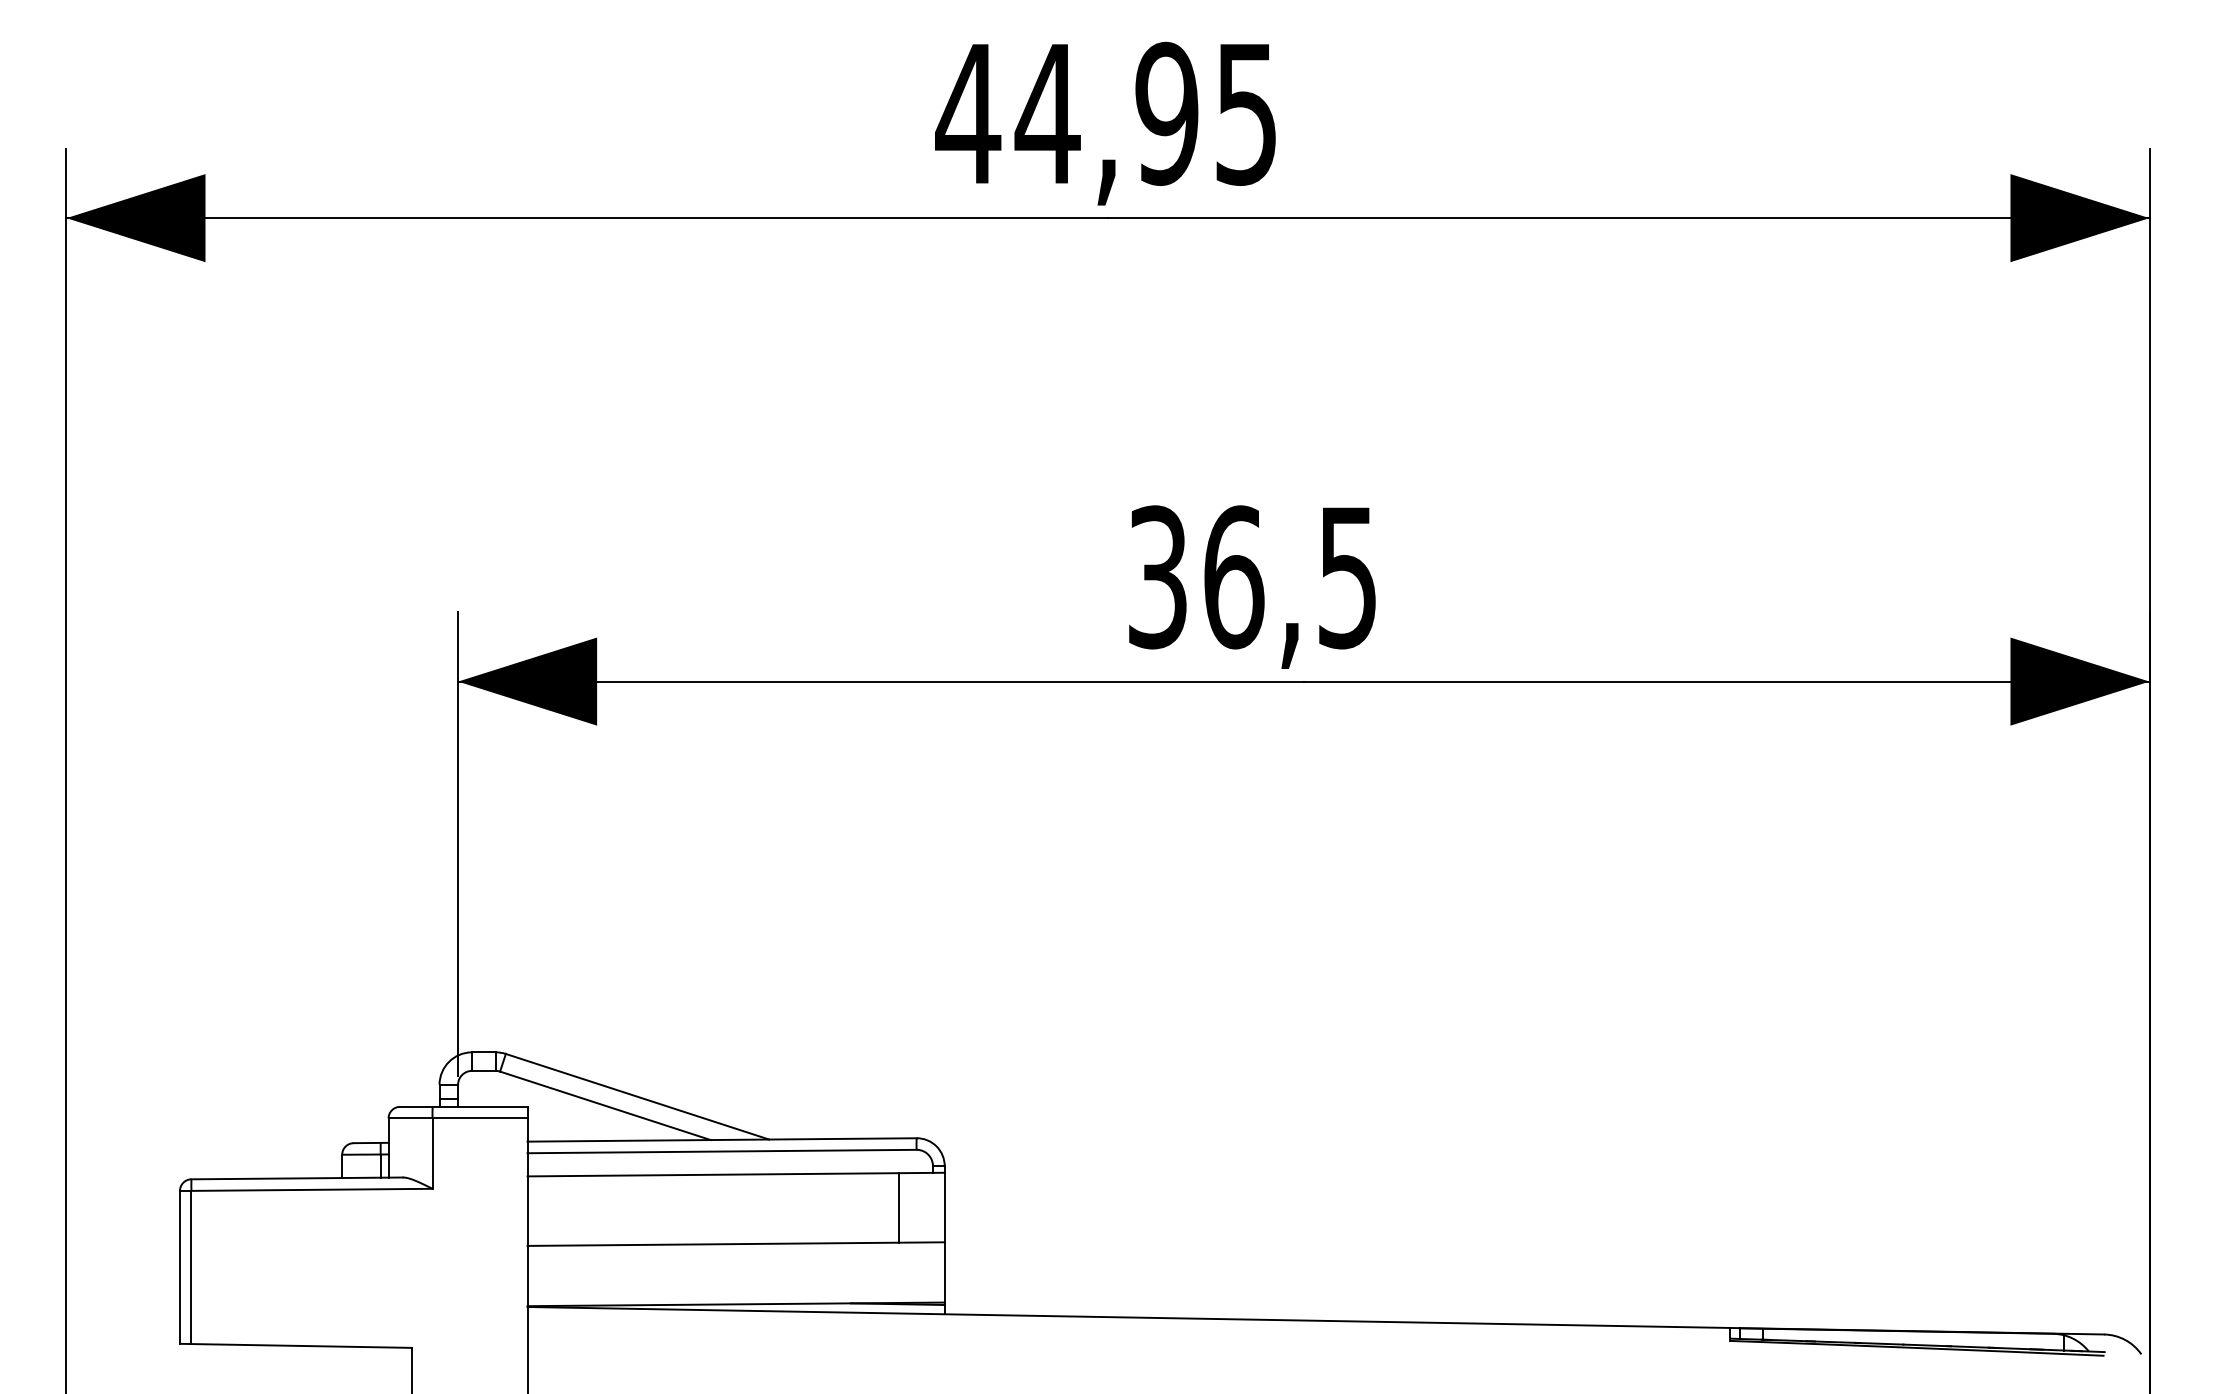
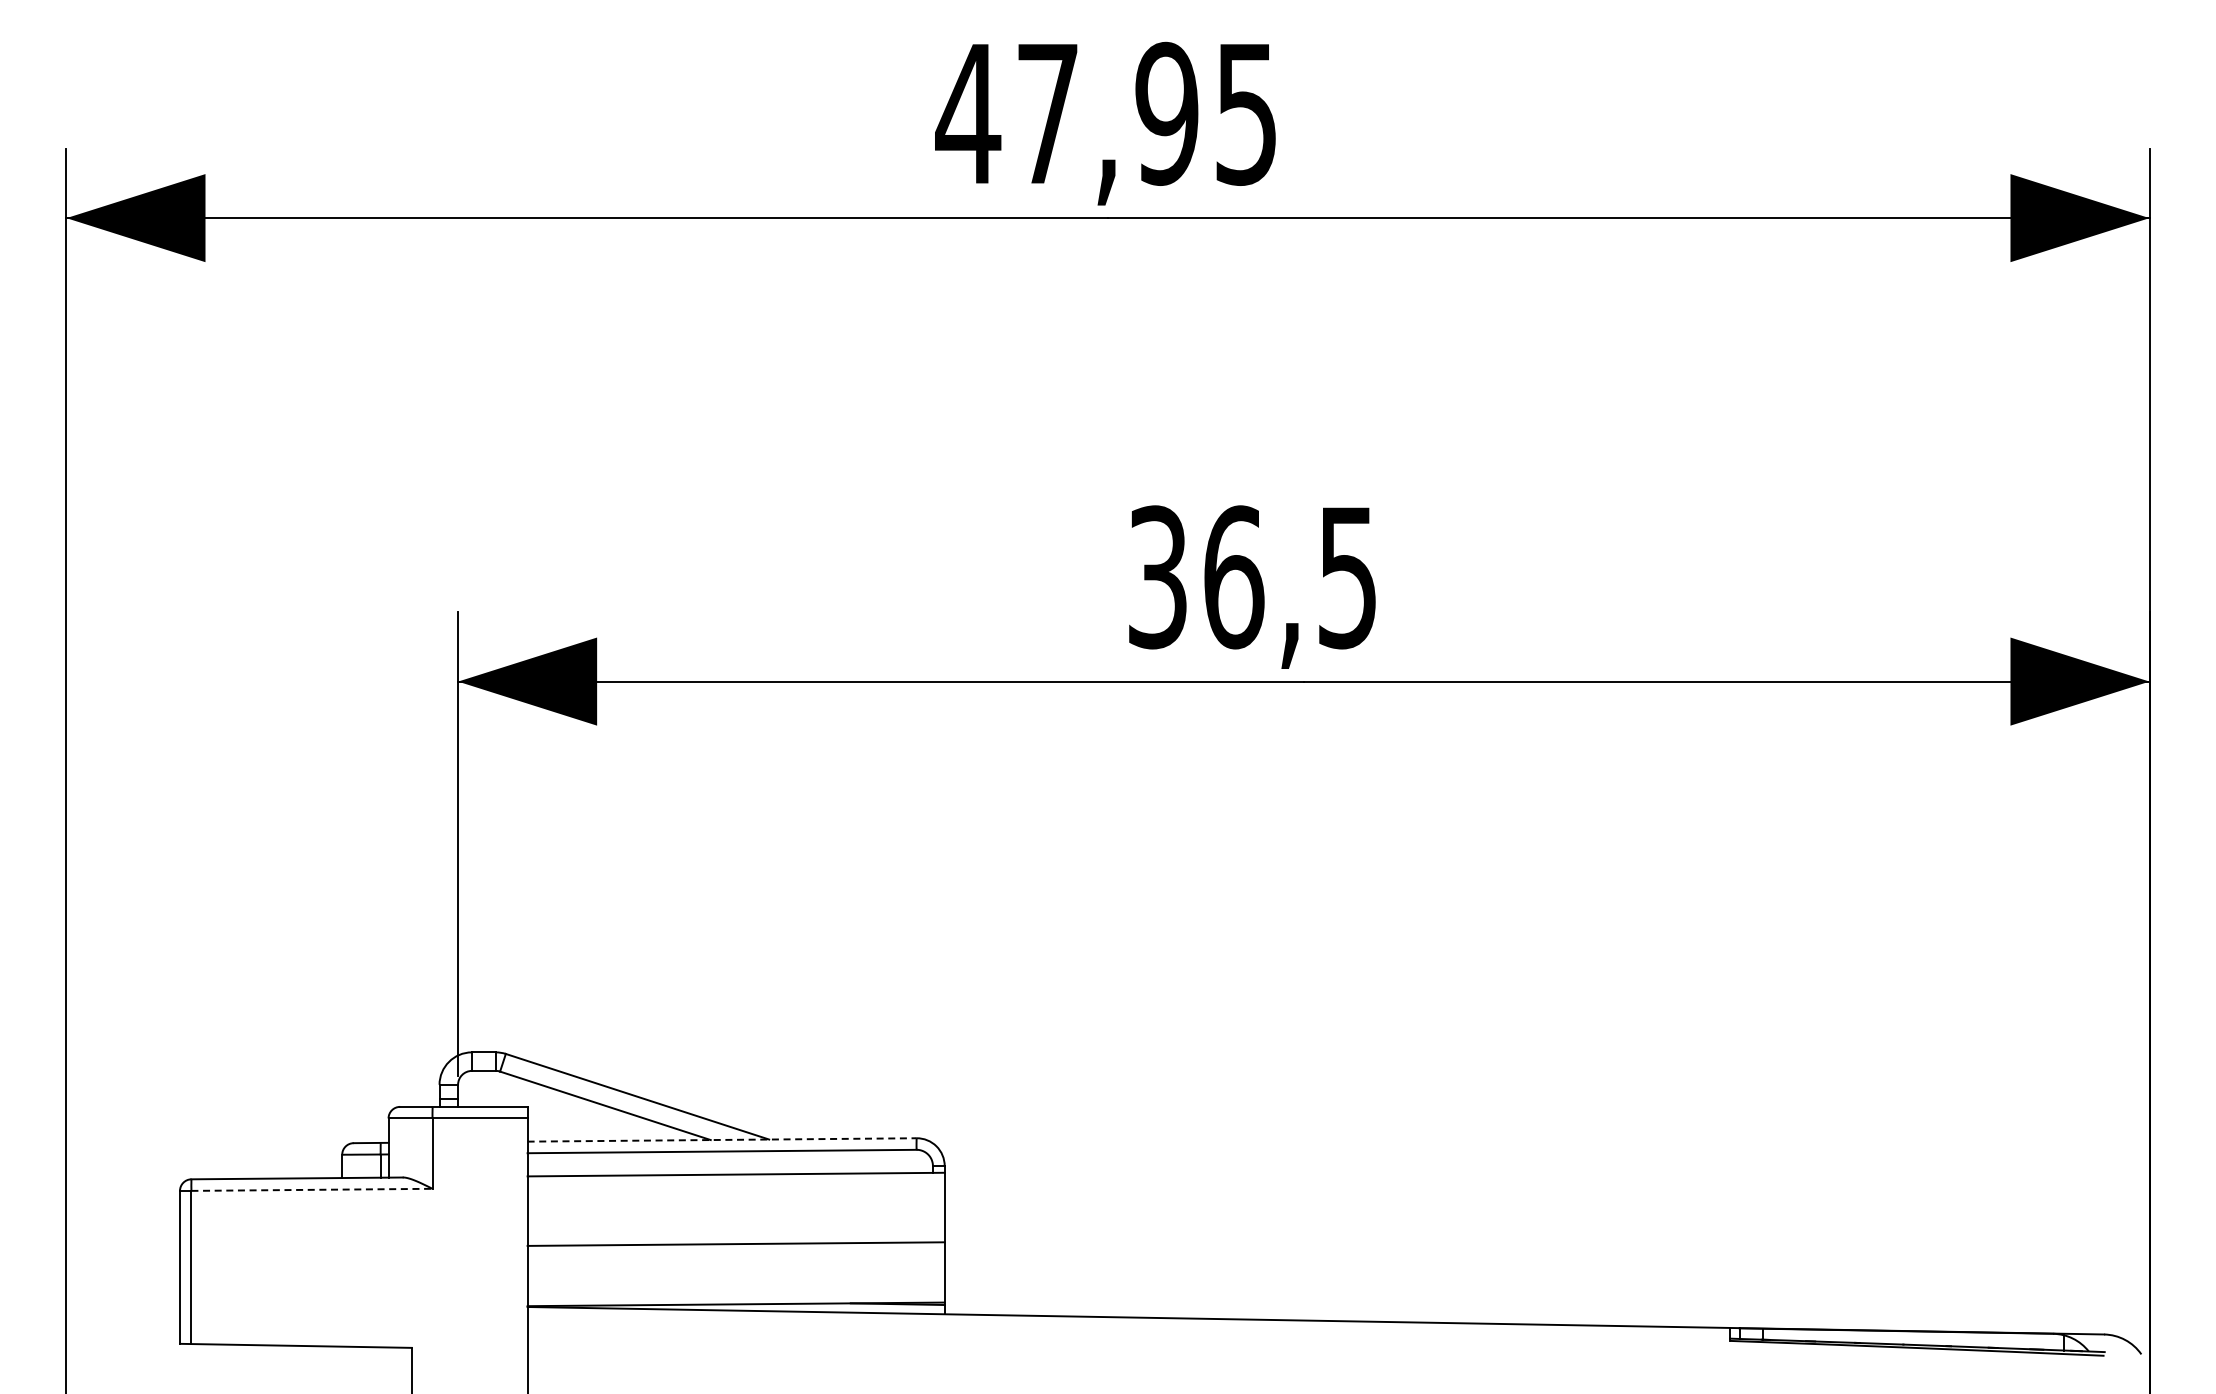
text: 44,95 -> 47,95 (1047, 113)
line: solid -> dashed (722, 1139)
line: solid -> dashed (311, 1189)
line: present -> none (899, 1207)
